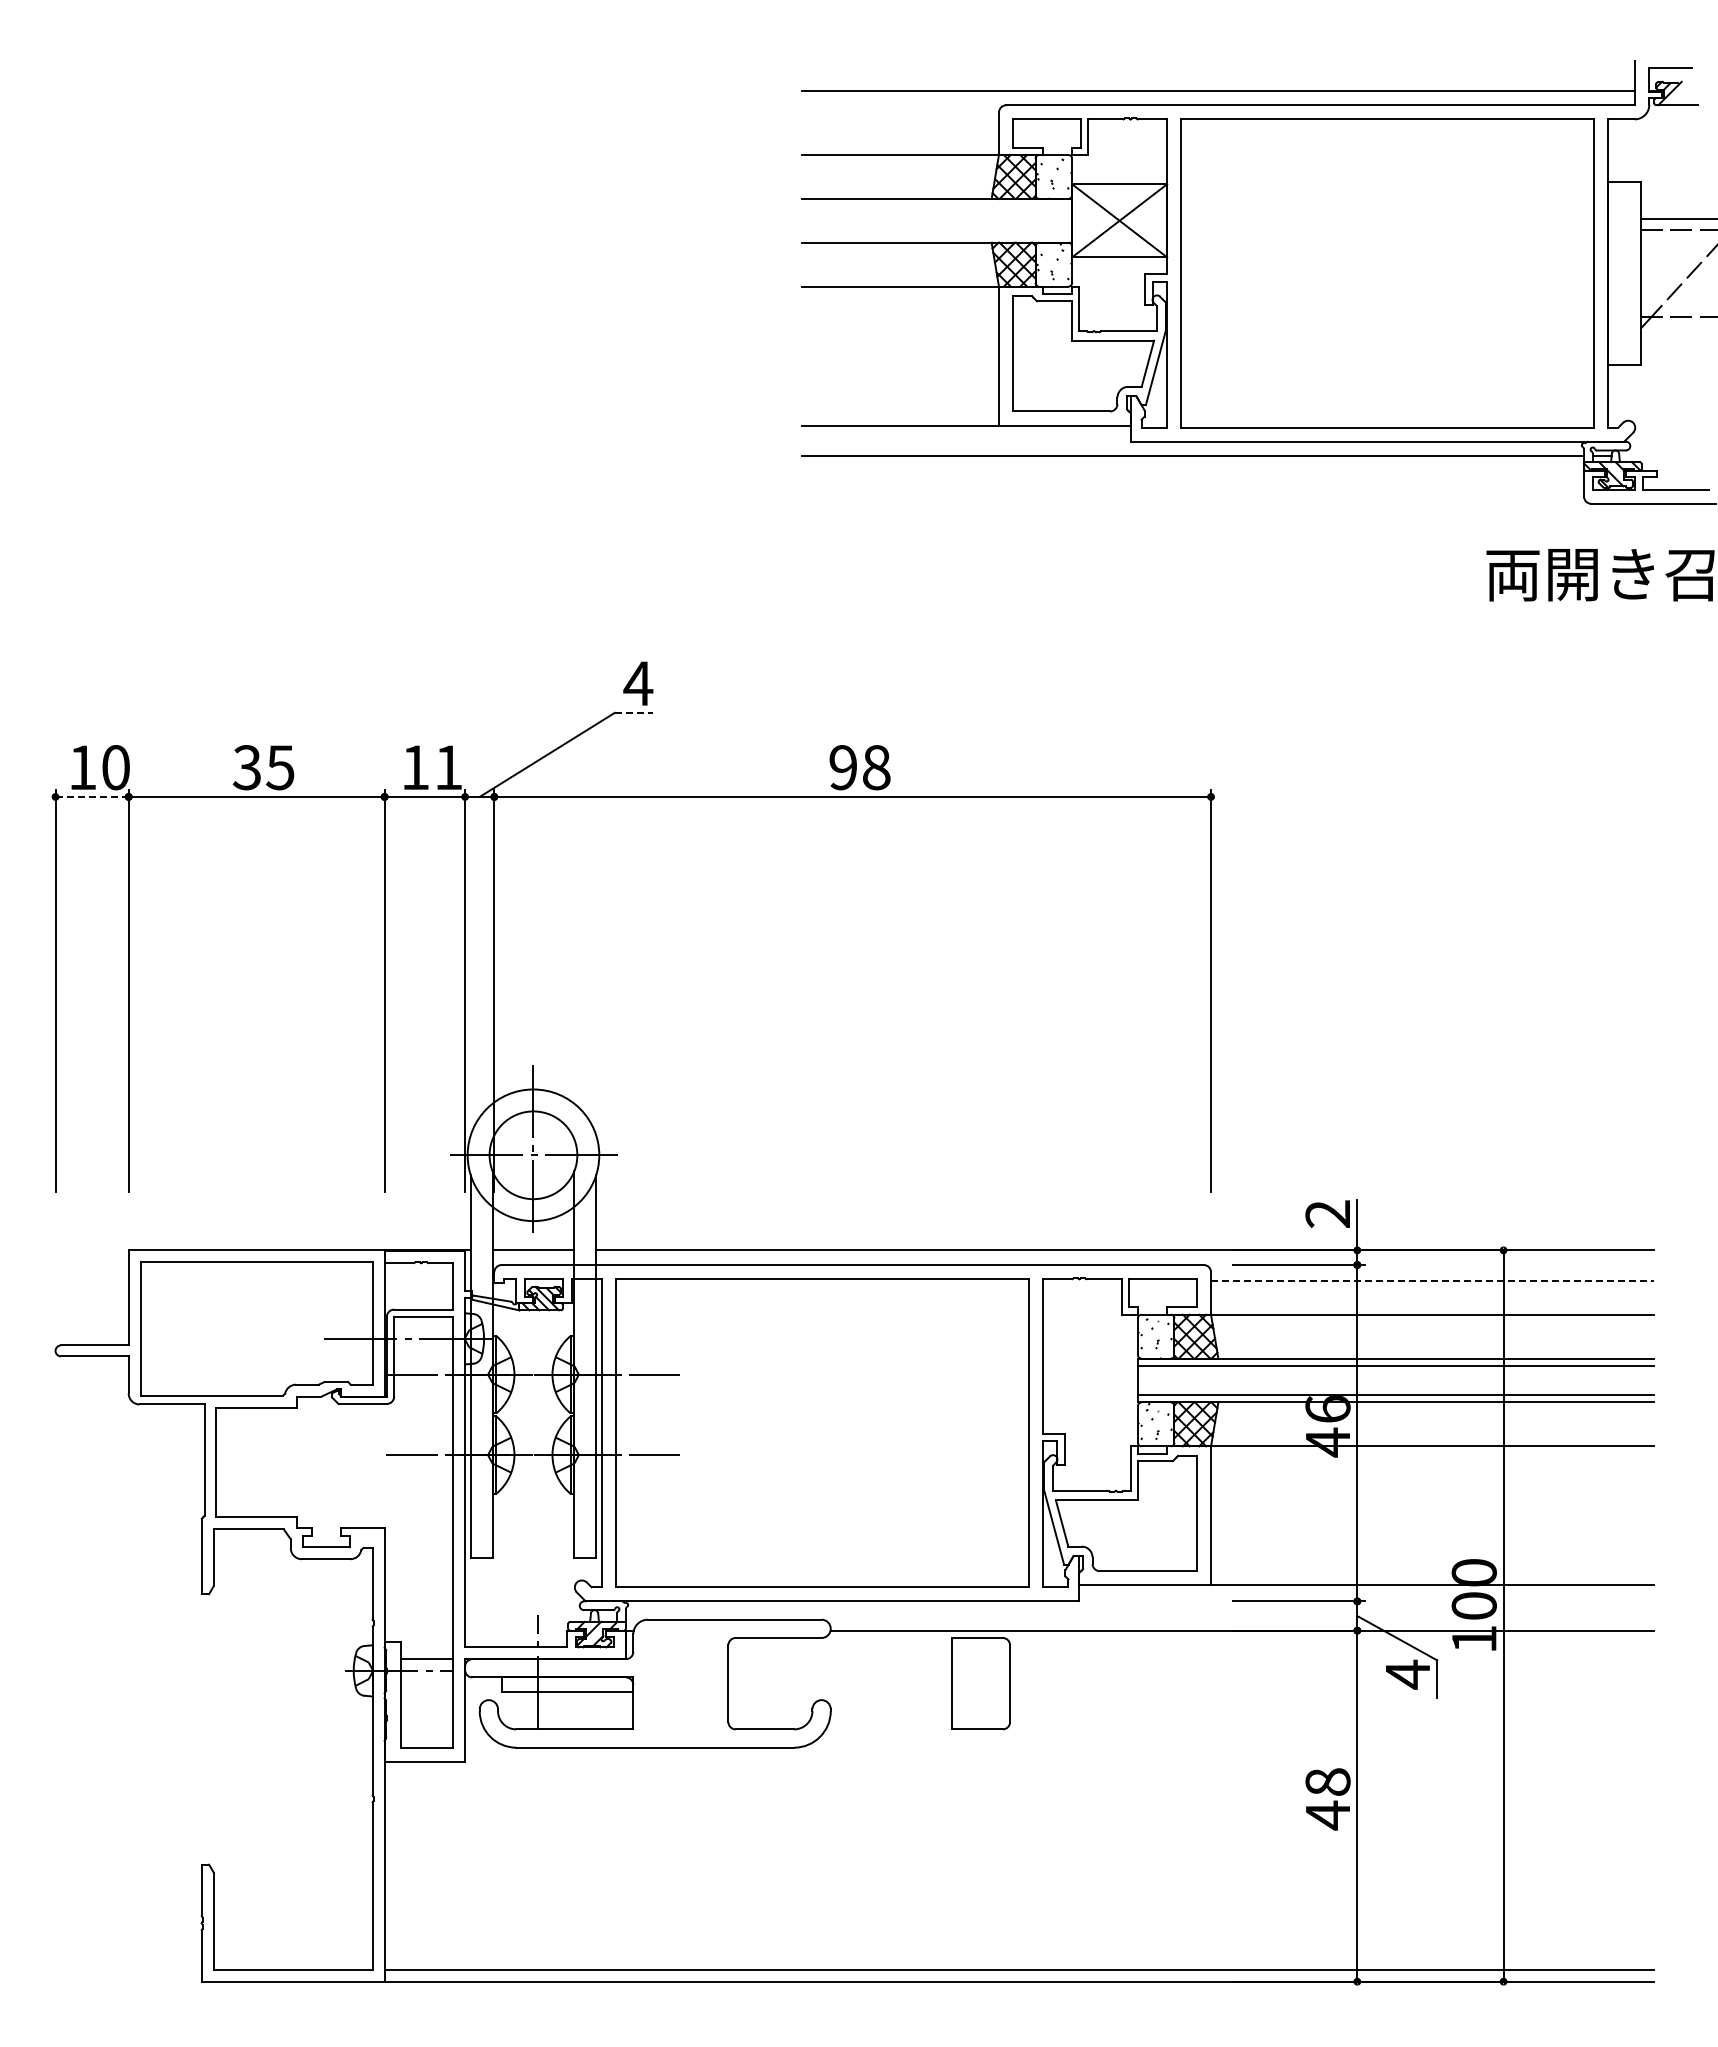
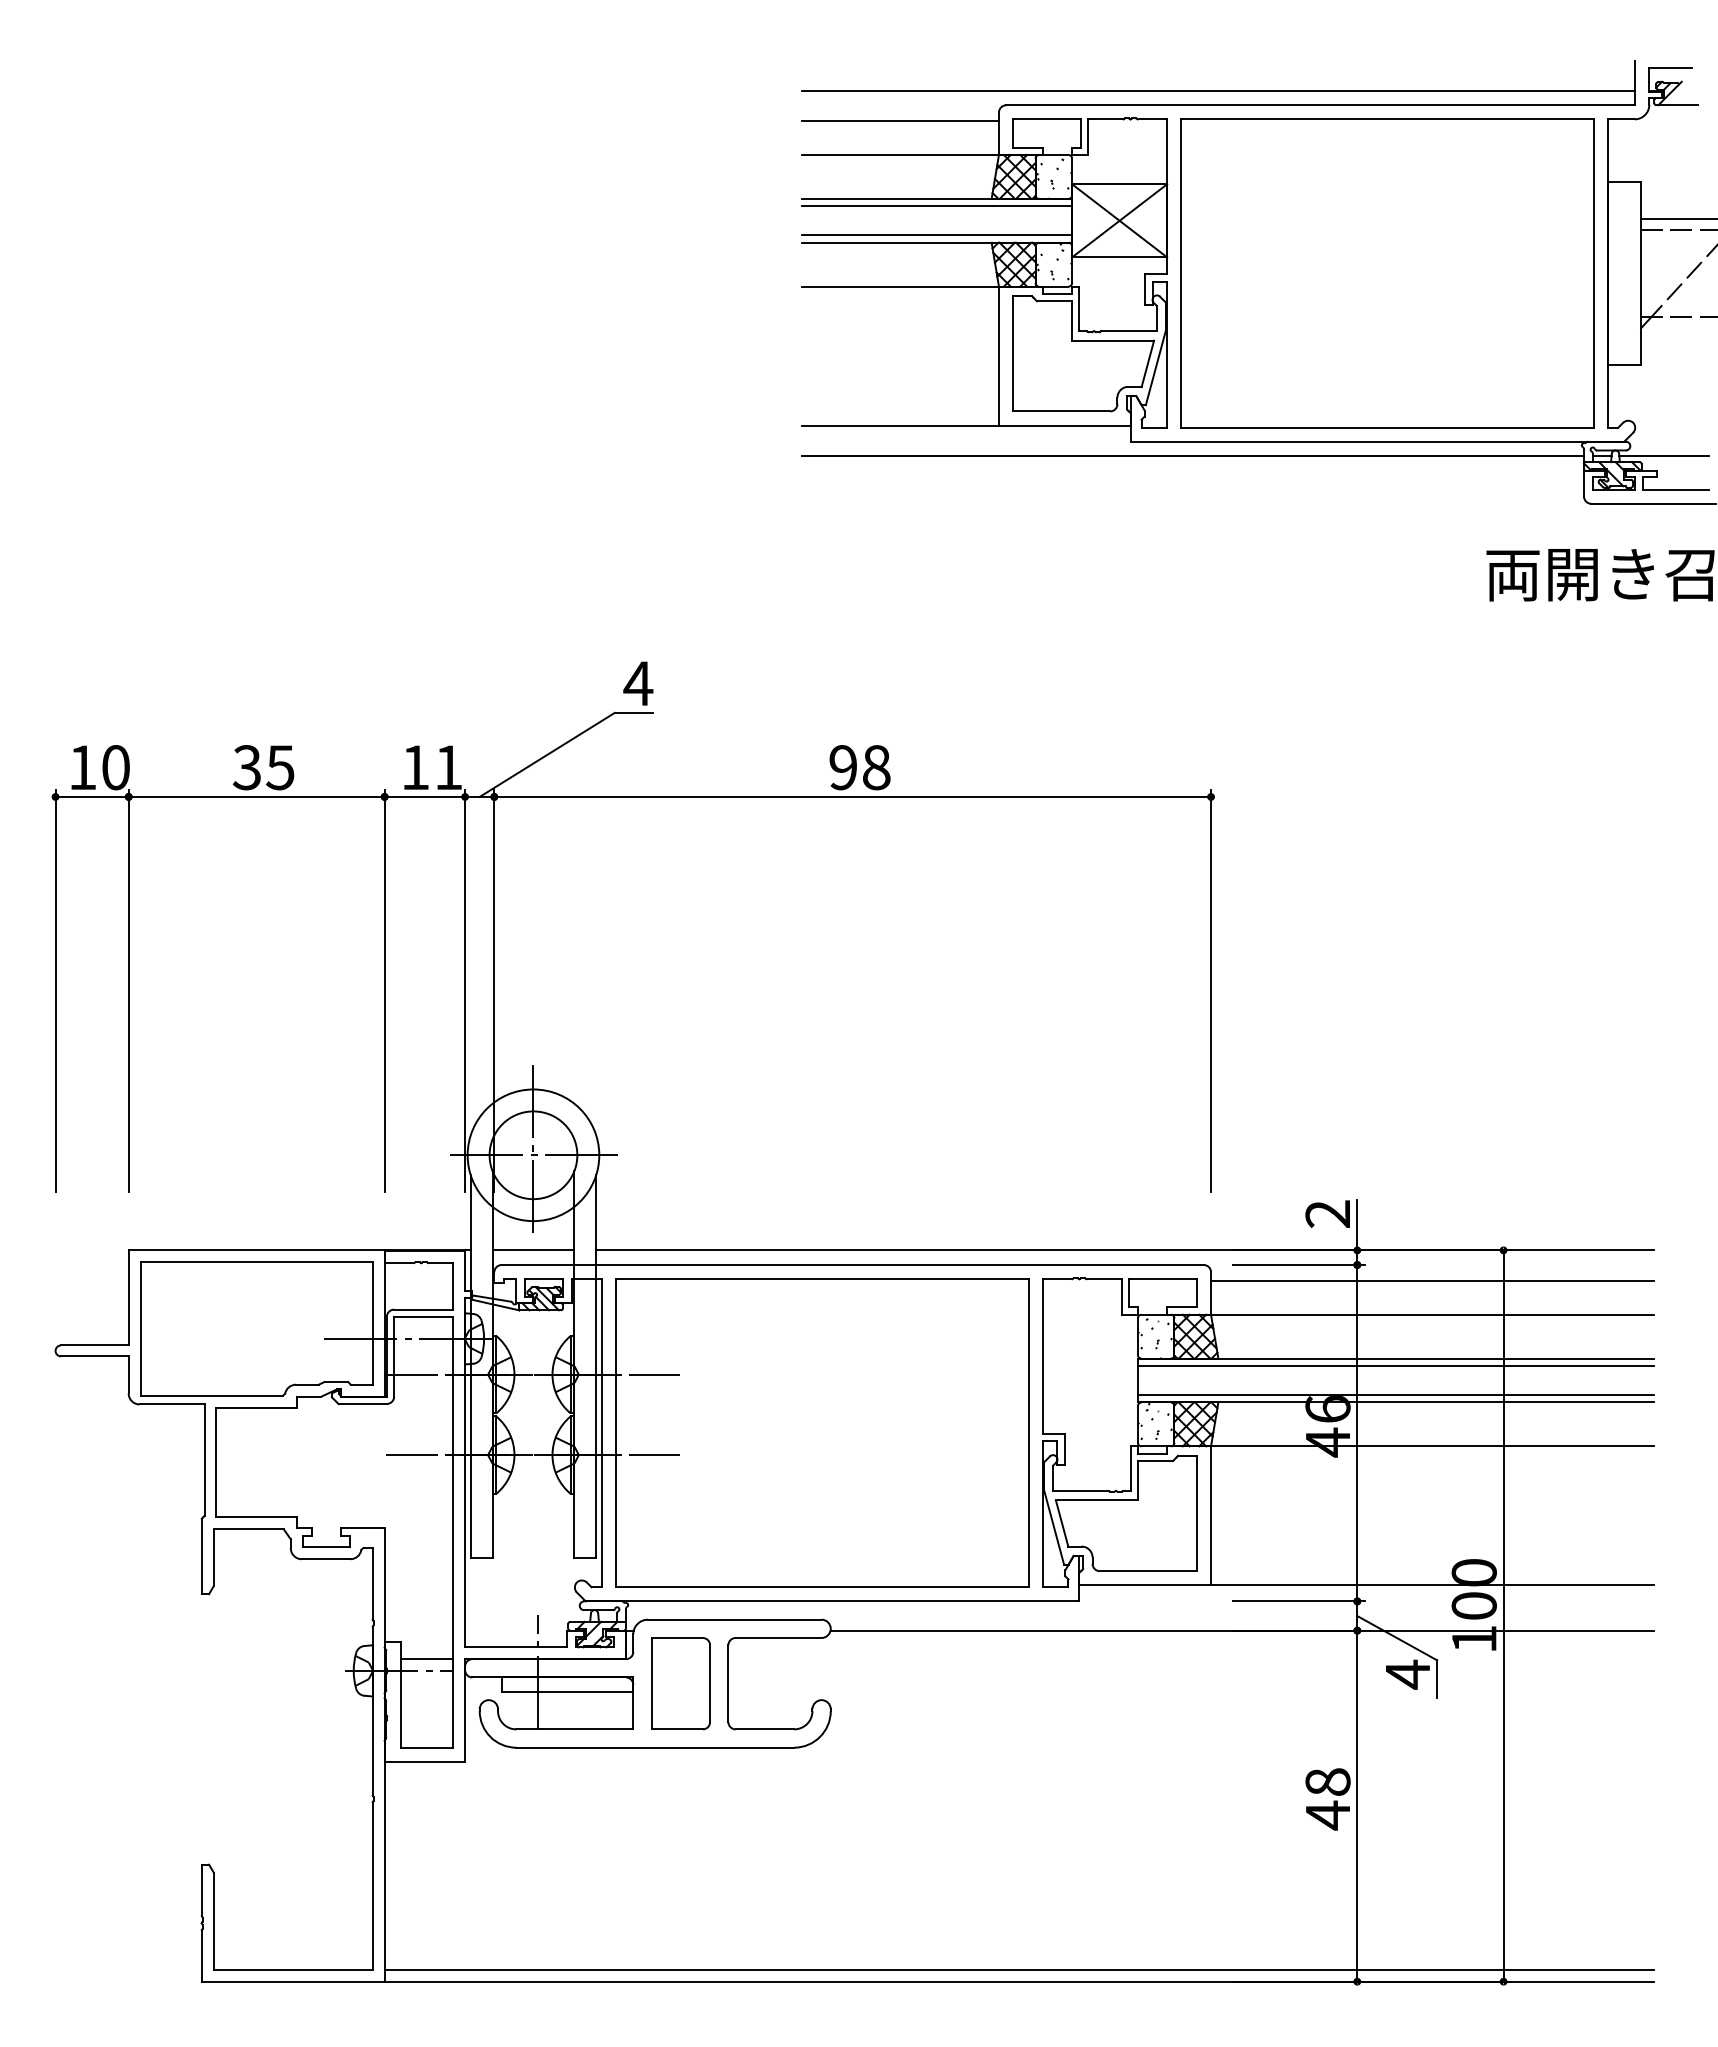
line: none -> present (899, 121)
line: none -> present (936, 206)
line: none -> present (936, 235)
line: none -> present (1663, 456)
line: dashed -> solid (634, 712)
line: dashed -> solid (92, 796)
line: dashed -> solid (1432, 1281)
part position: (980, 1683) -> (680, 1683) (680, 1683)
